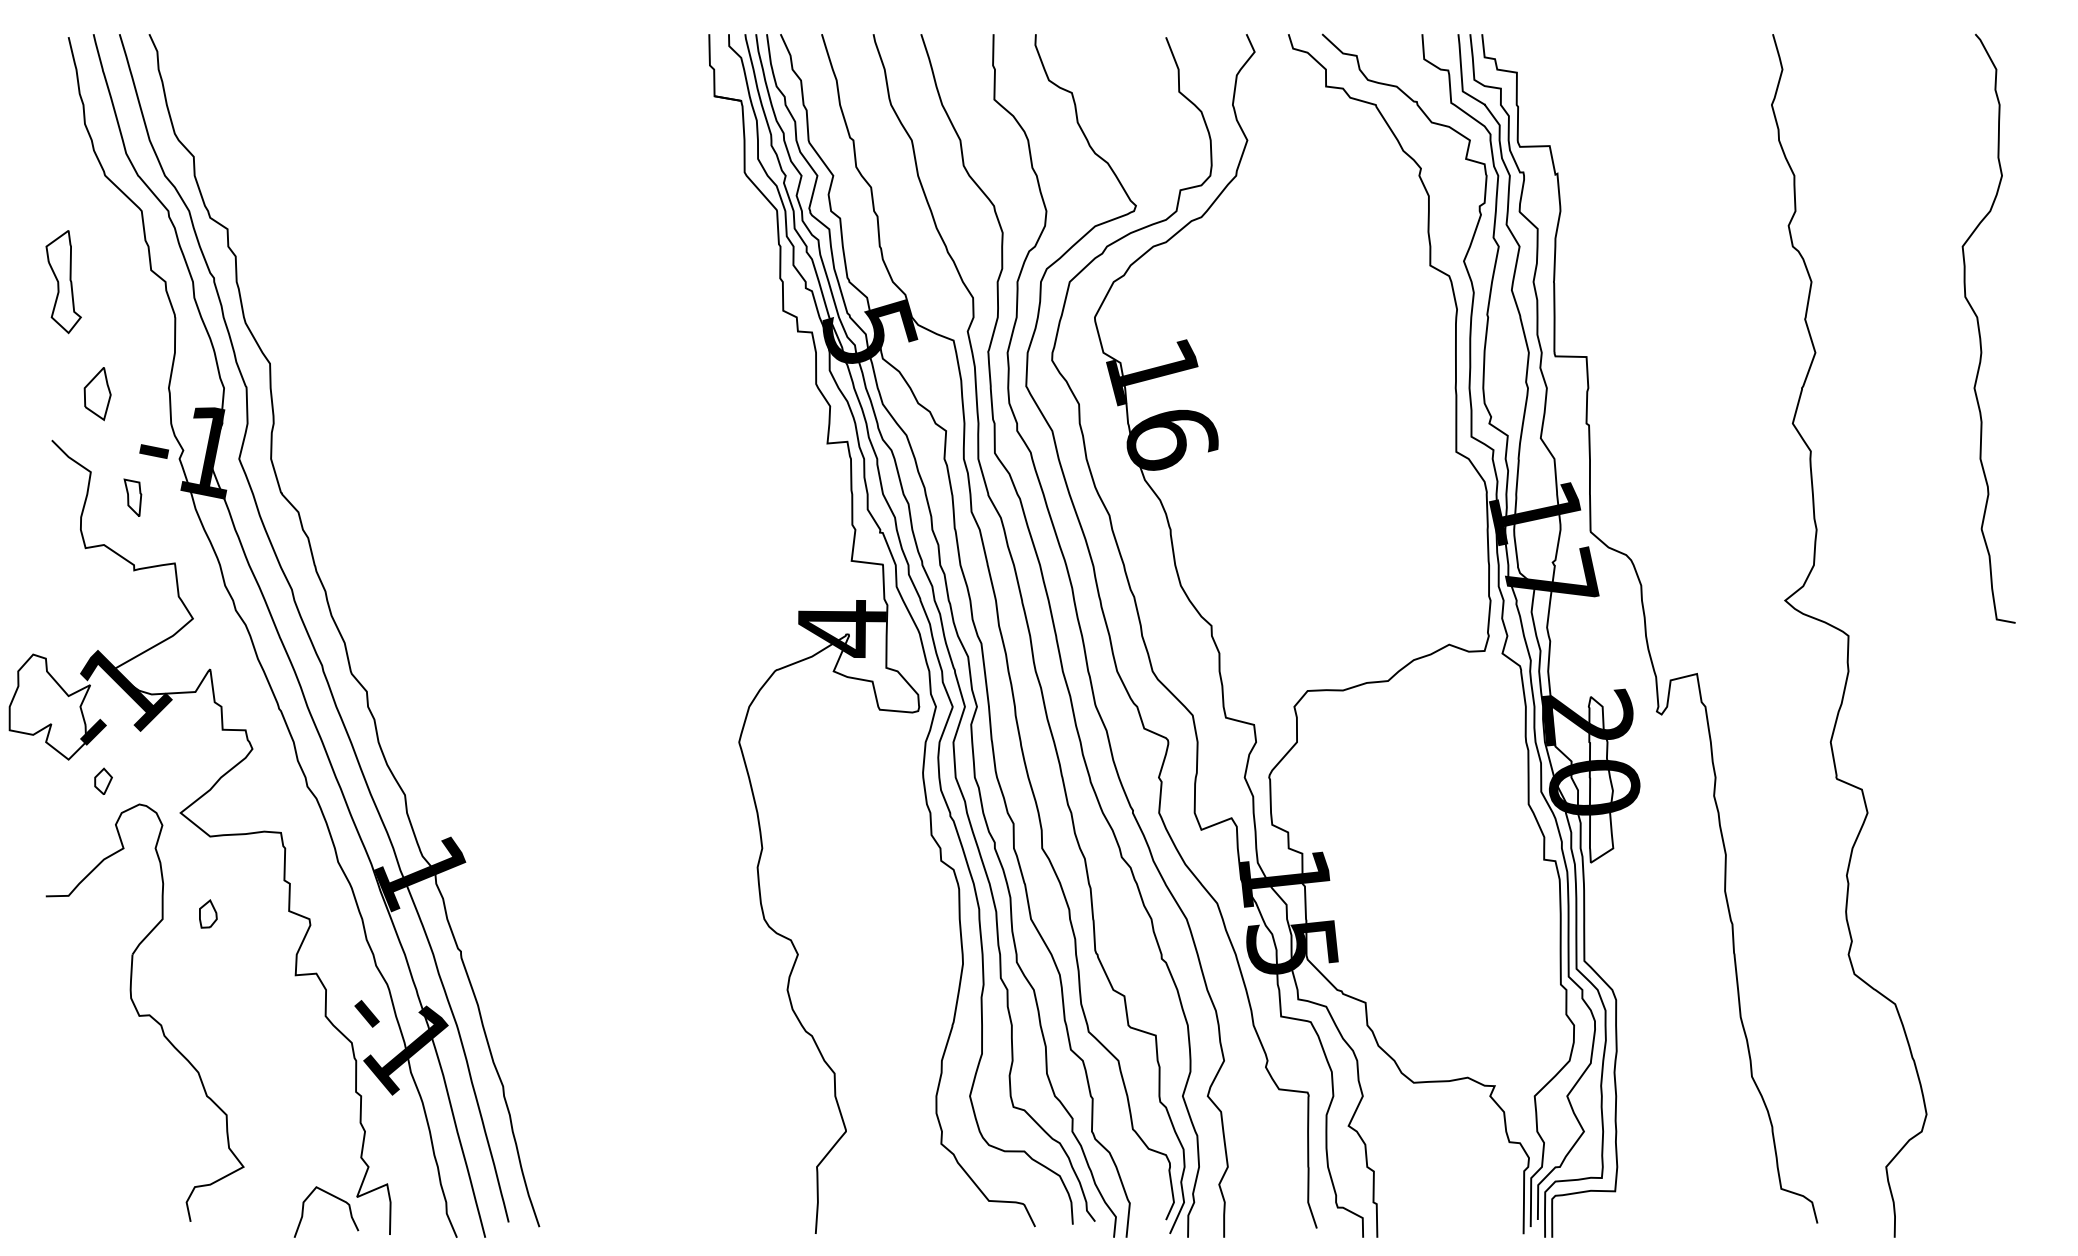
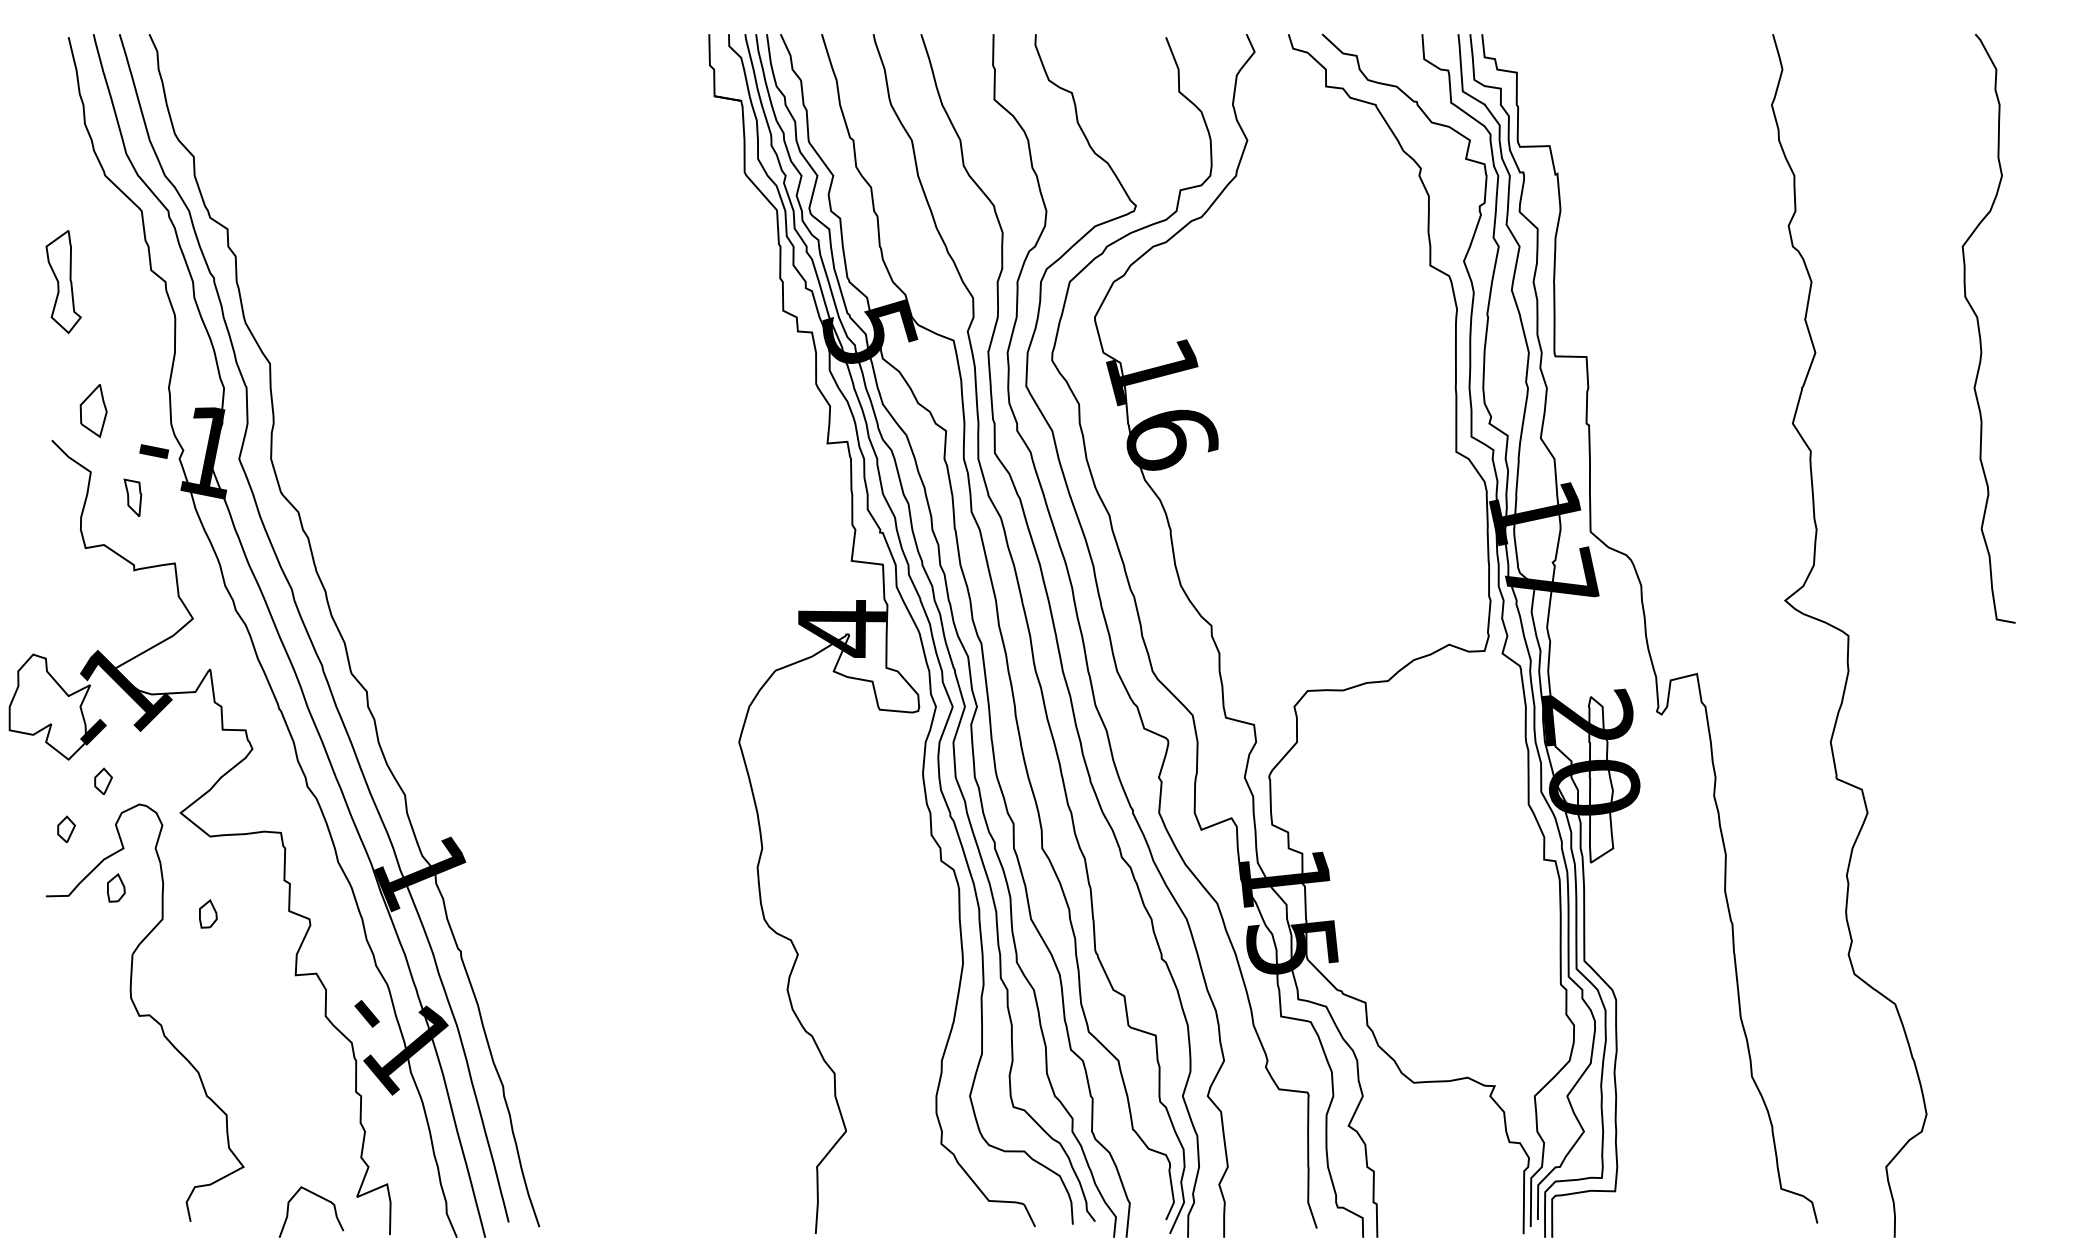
part position: (97, 394) -> (93, 411) (93, 411)
part: none -> present (66, 828)
part: none -> present (116, 887)
curve position: (334, 1197) -> (319, 1197) (319, 1197)
